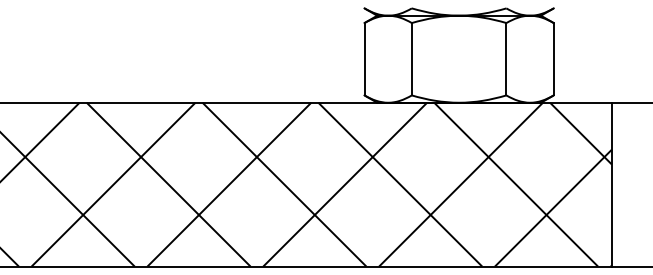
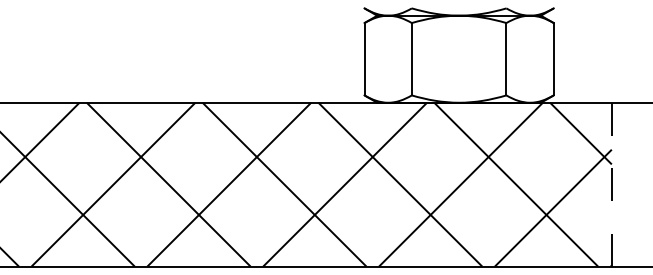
line: solid -> dashed (611, 184)
